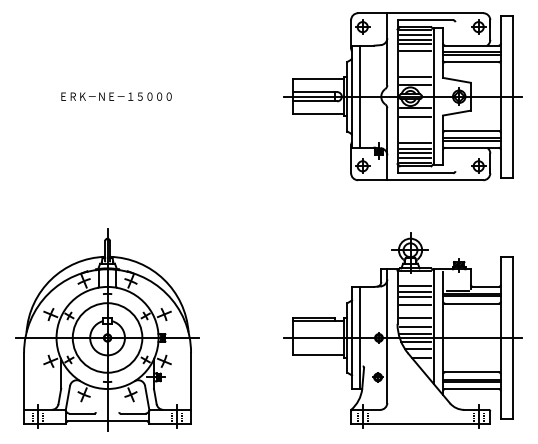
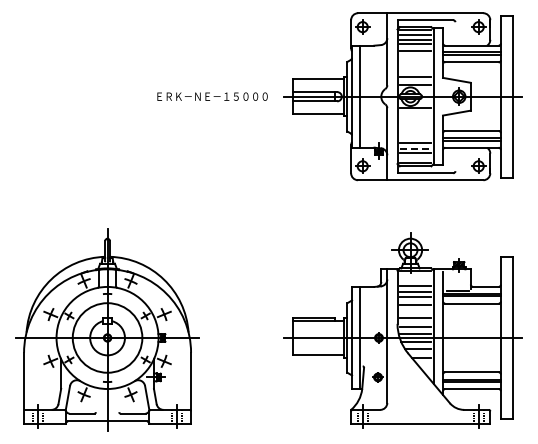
text position: (116, 96) -> (212, 96) (212, 96)
line: present -> none (415, 116)
line: solid -> dashed (415, 148)
line: present -> none (415, 158)
